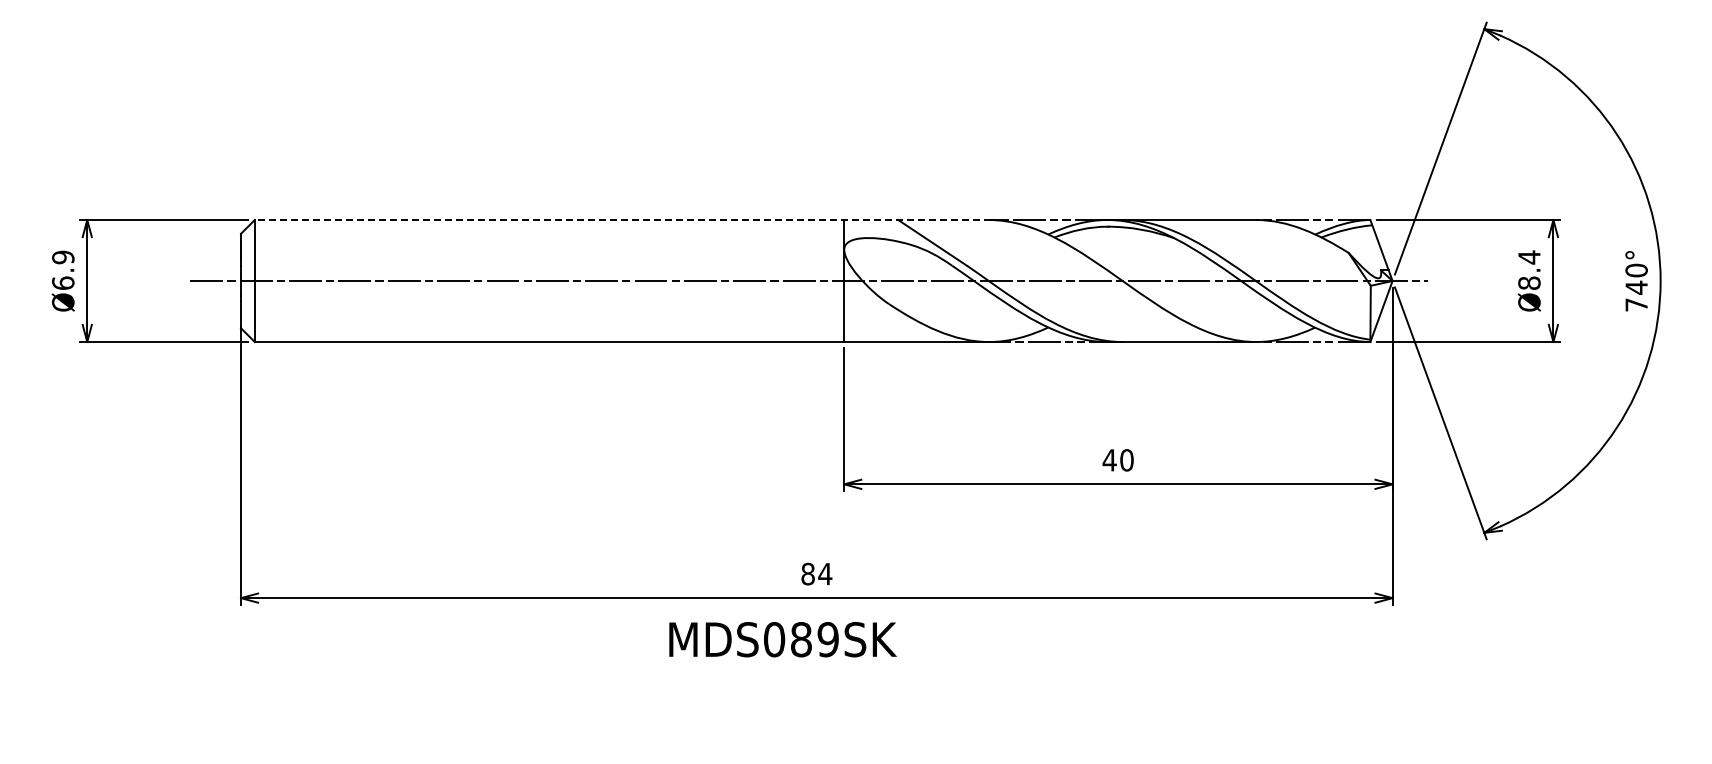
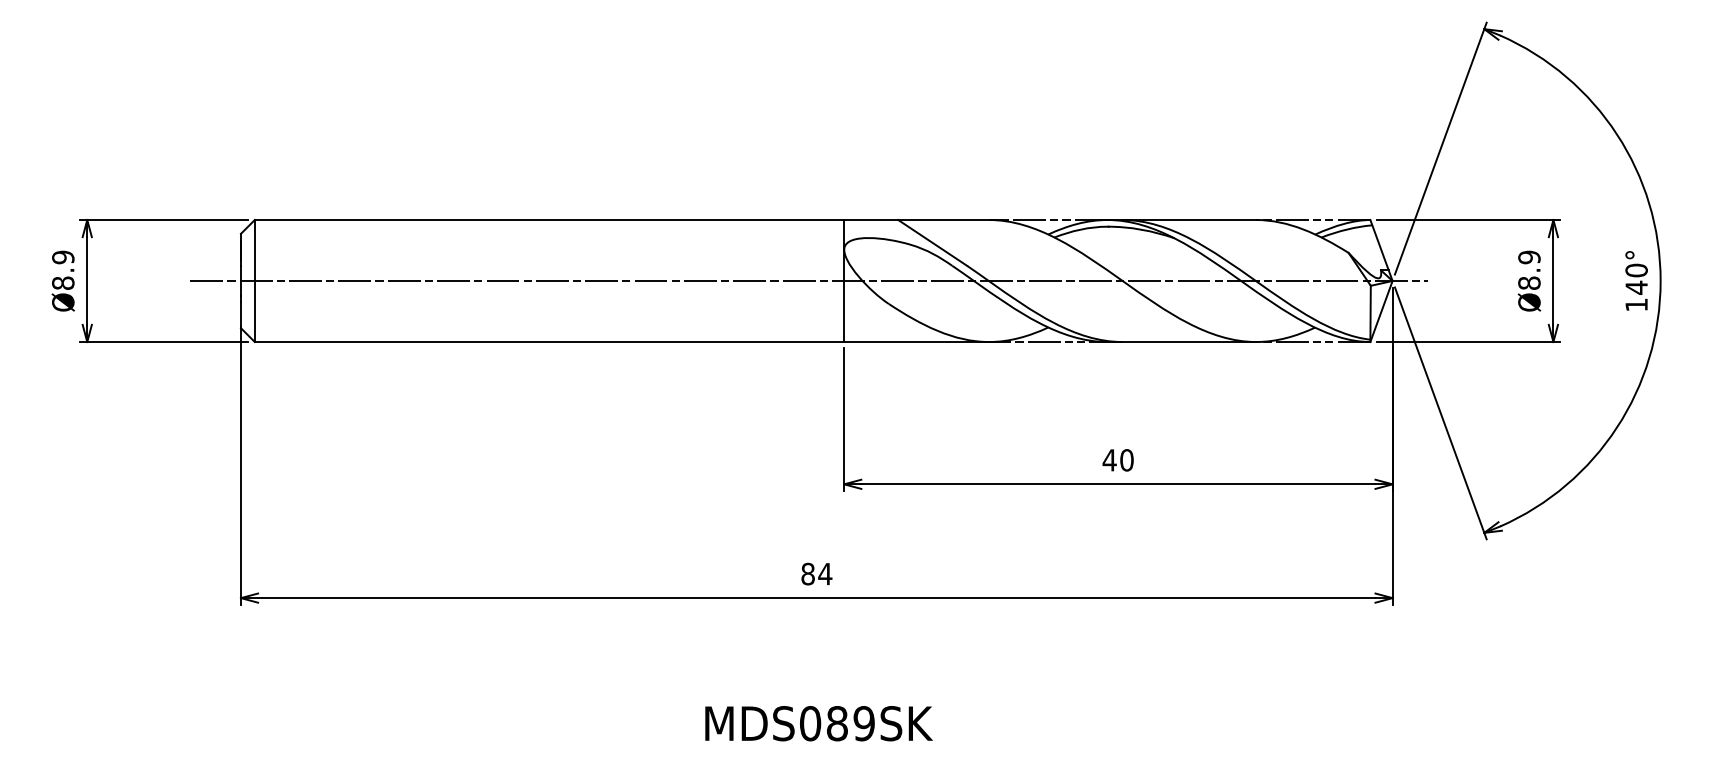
line: dashed -> solid (627, 220)
text: Ø8.4 -> Ø8.9 (1529, 257)
text: Ø6.9 -> Ø8.9 (63, 282)
text: 740° -> 140° (1636, 304)
text position: (782, 639) -> (818, 723) (818, 723)
